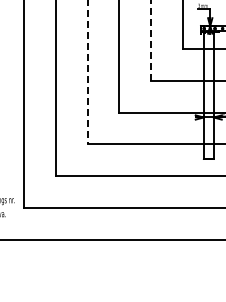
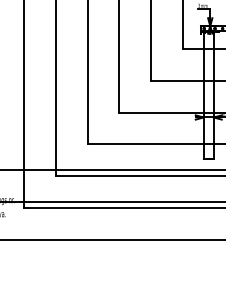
line: dashed -> solid (151, 41)
line: dashed -> solid (87, 72)
line: none -> present (112, 169)
line: none -> present (112, 201)
